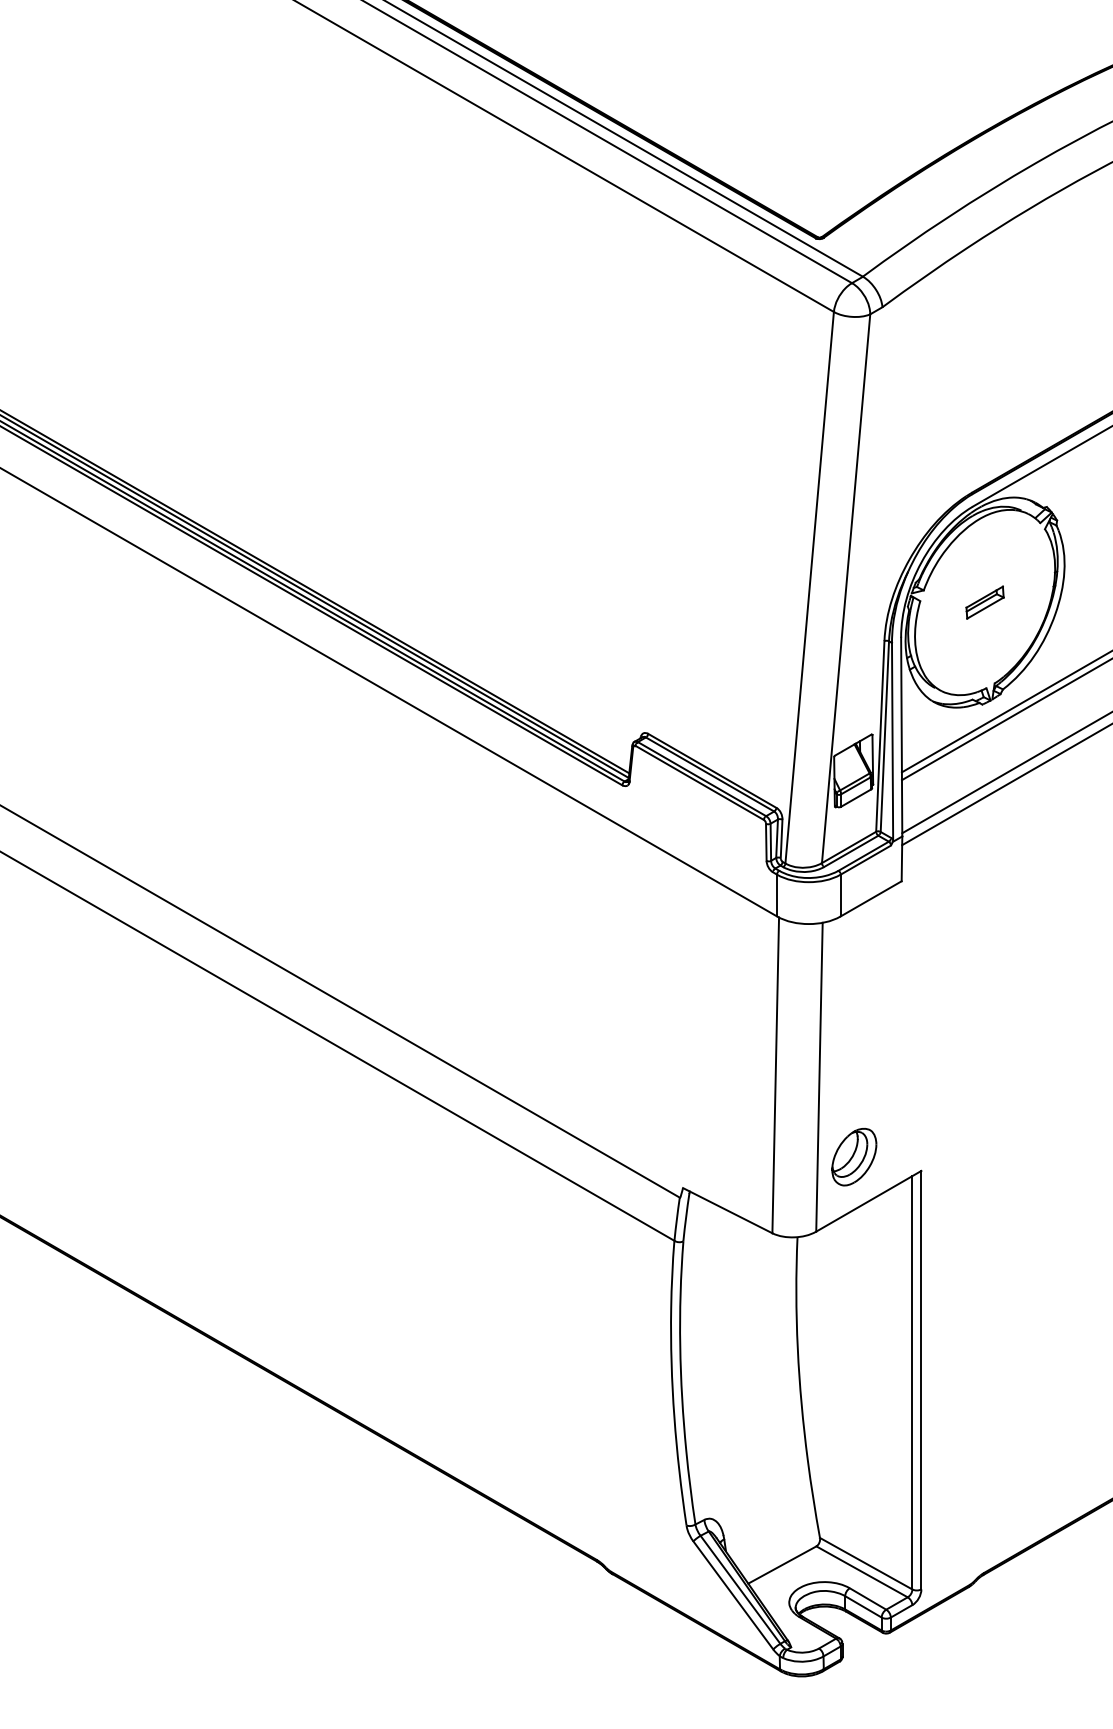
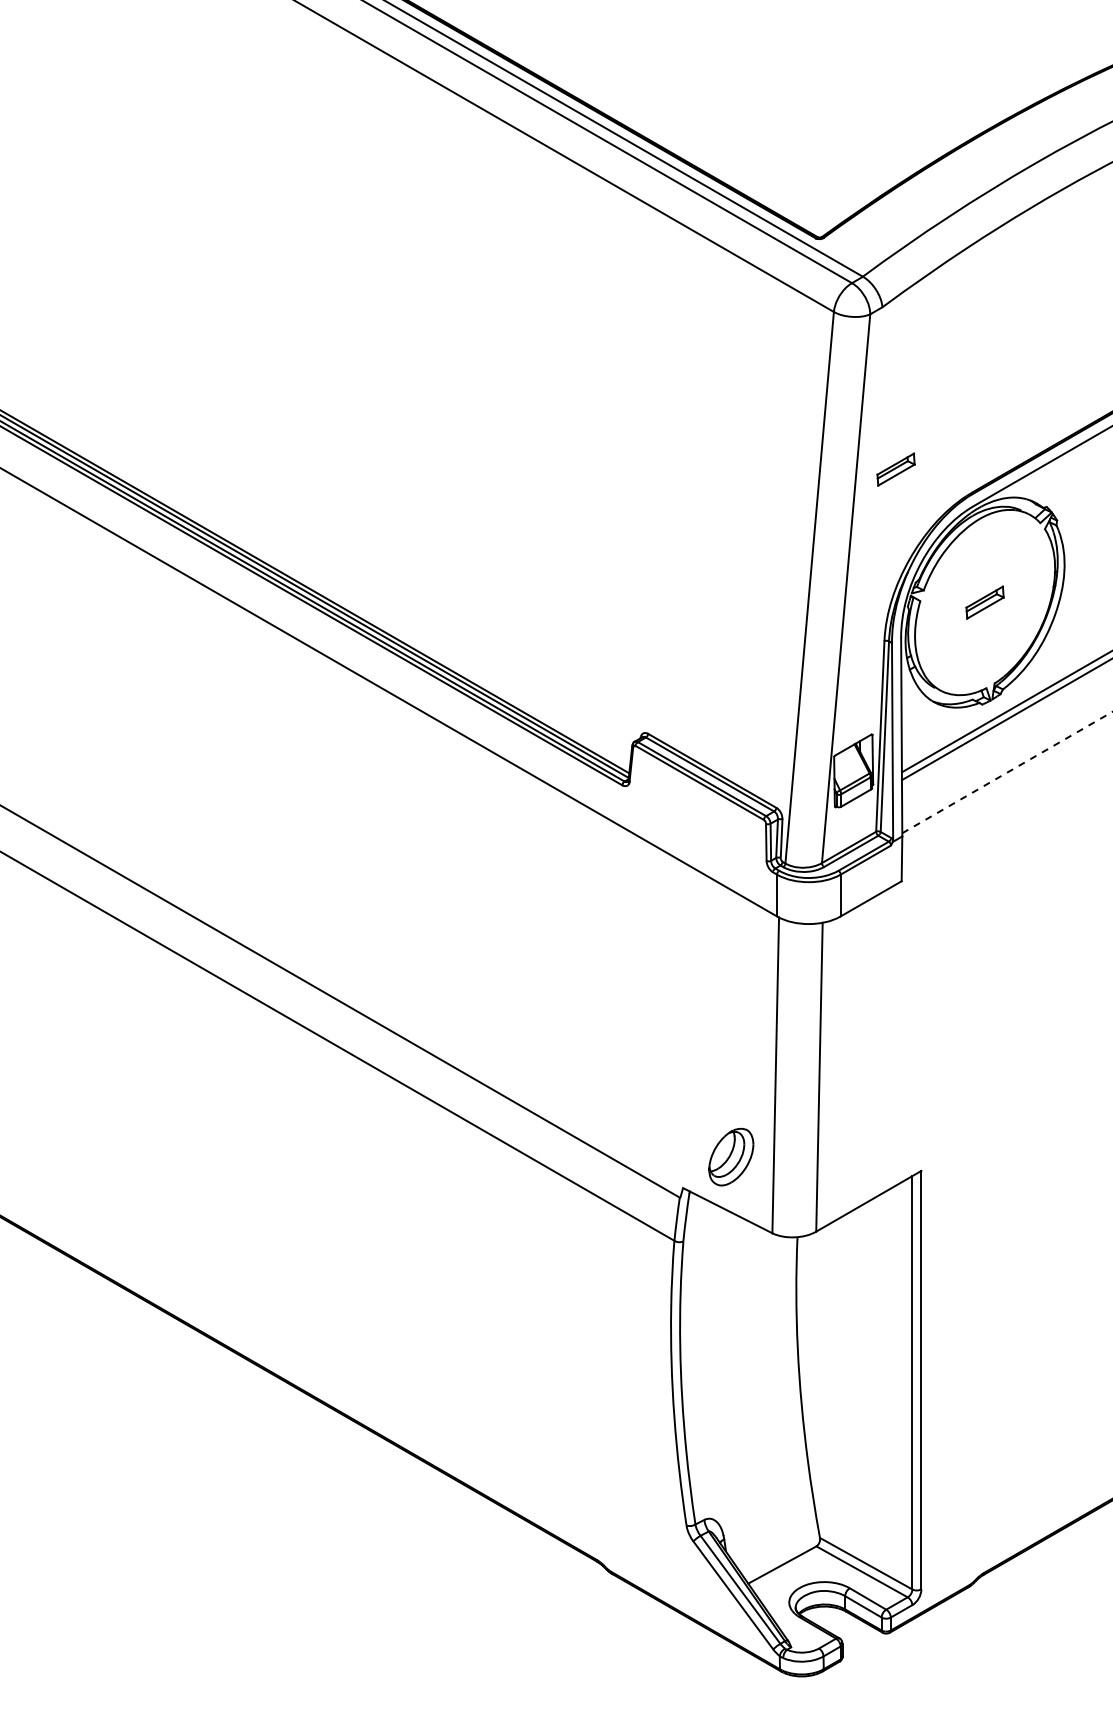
part: none -> present (895, 469)
line: solid -> dashed (1007, 772)
line: present -> none (1005, 785)
part position: (854, 1157) -> (731, 1157) (731, 1157)
